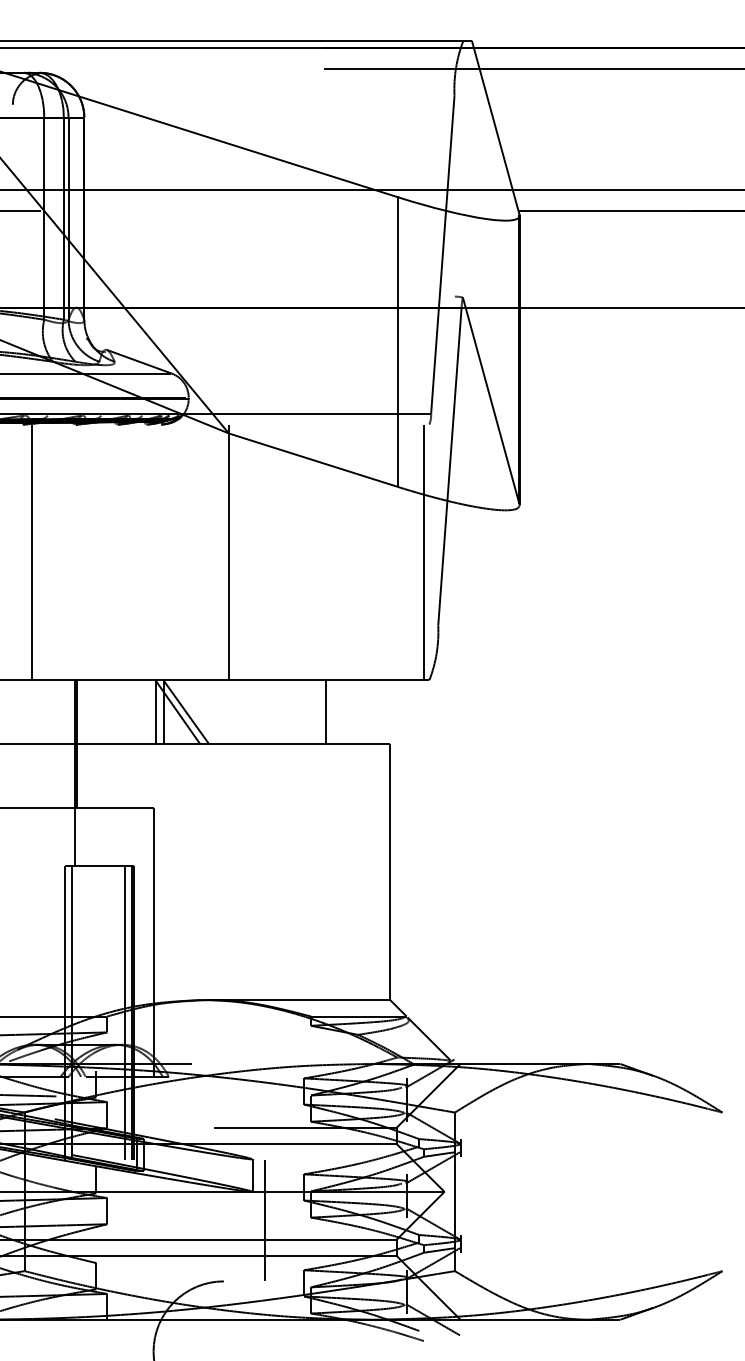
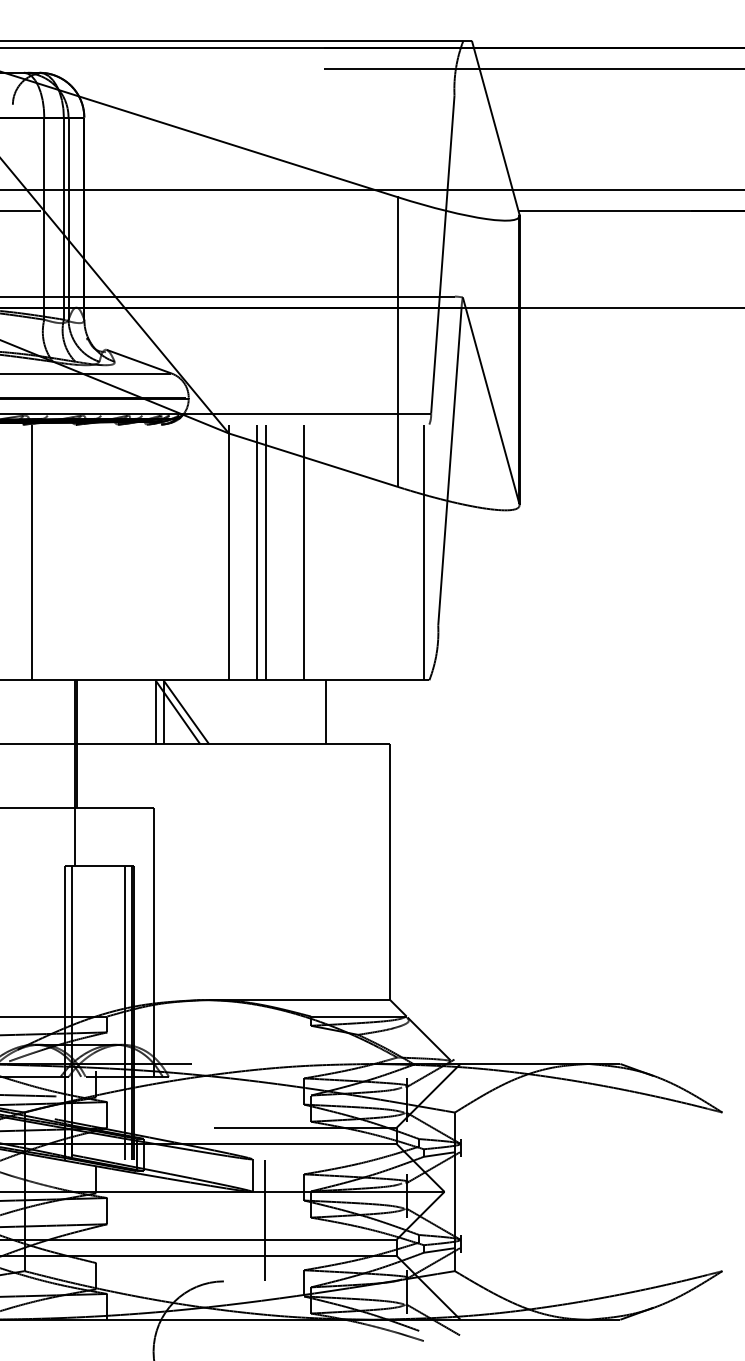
line: none -> present (228, 296)
line: none -> present (257, 552)
line: none -> present (266, 552)
line: none -> present (303, 552)
